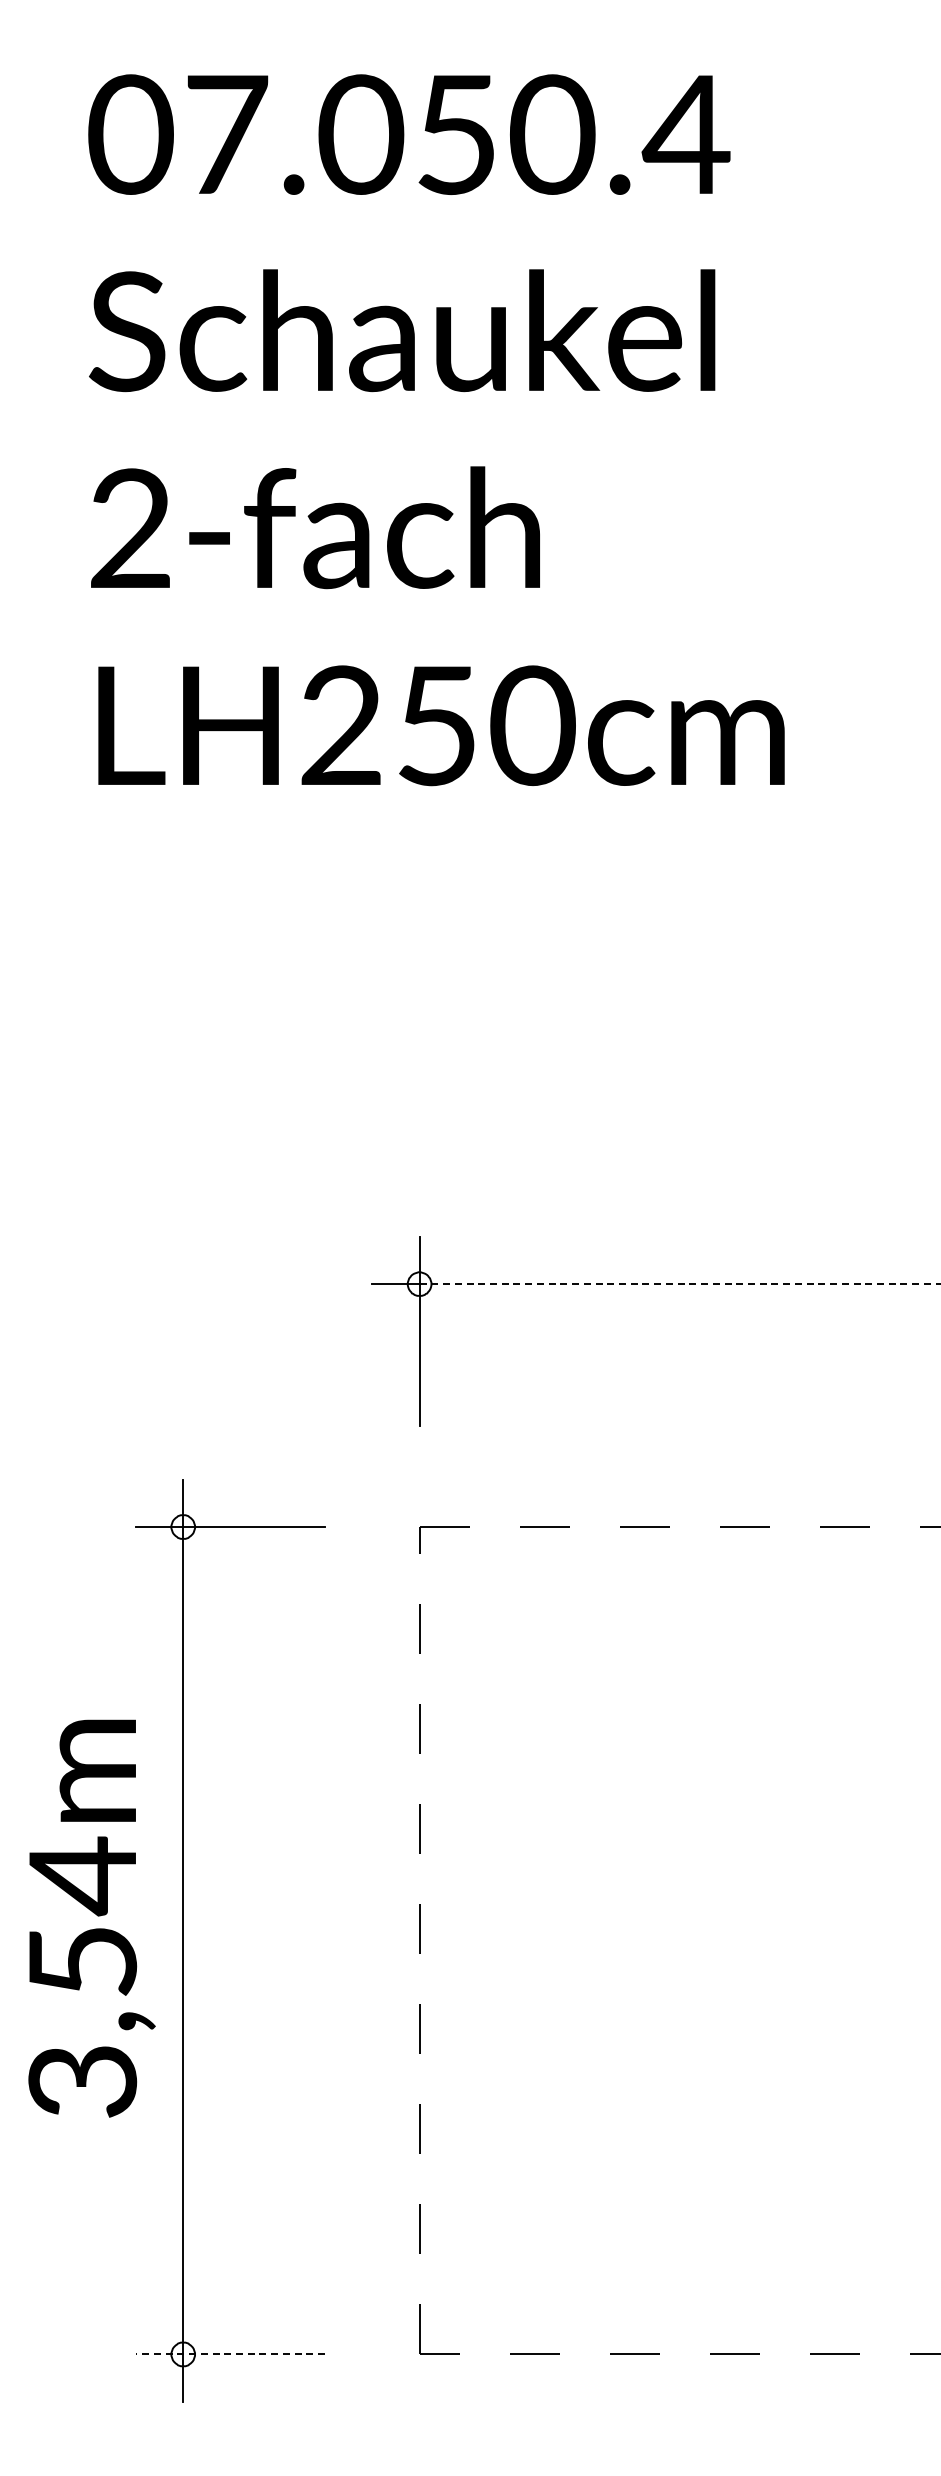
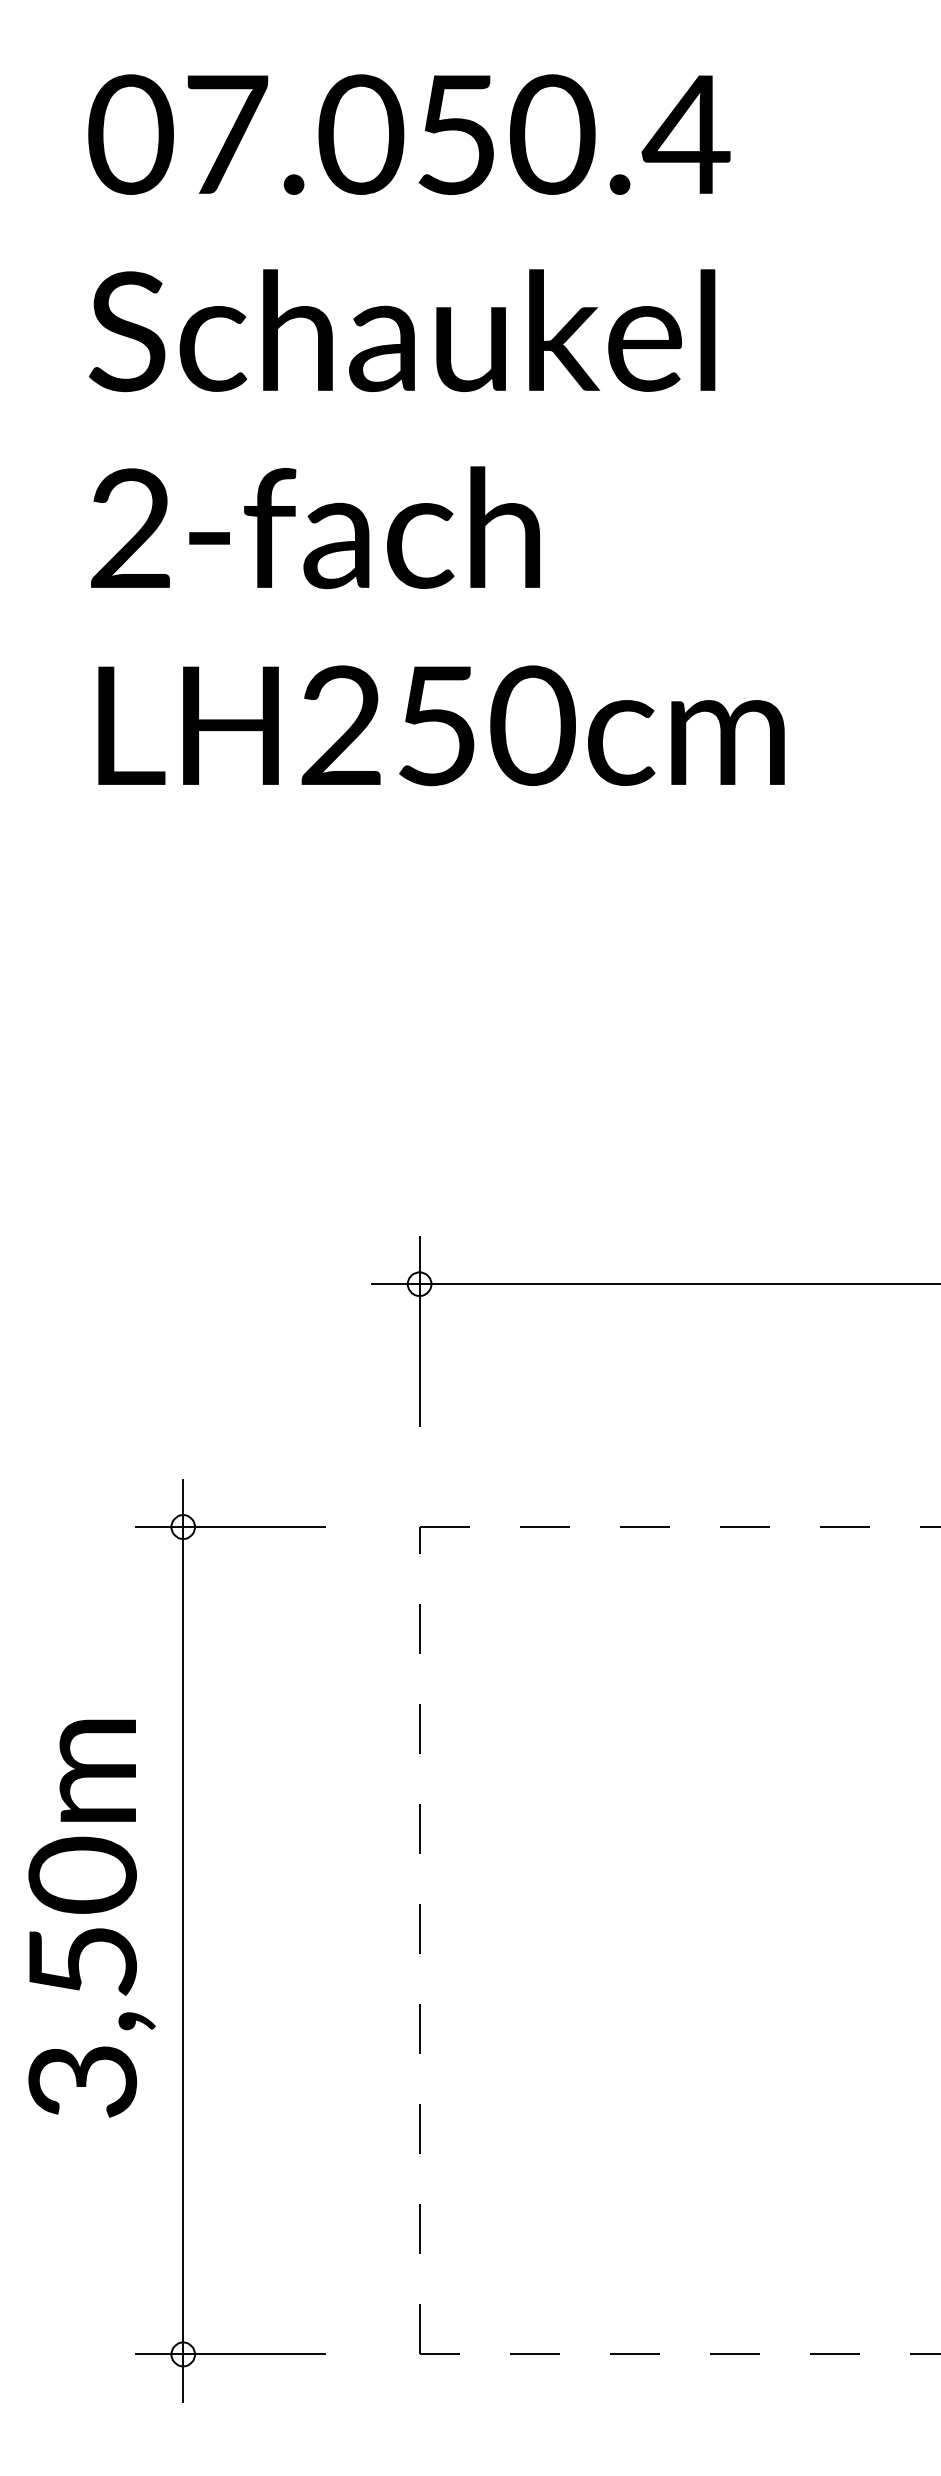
line: dashed -> solid (680, 1284)
text: 3,54m -> 3,50m (82, 1876)
line: dashed -> solid (230, 2354)
